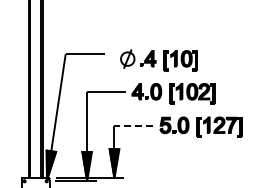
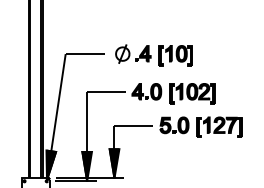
part position: (158, 60) -> (153, 55) (153, 55)
line: dashed -> solid (133, 125)
